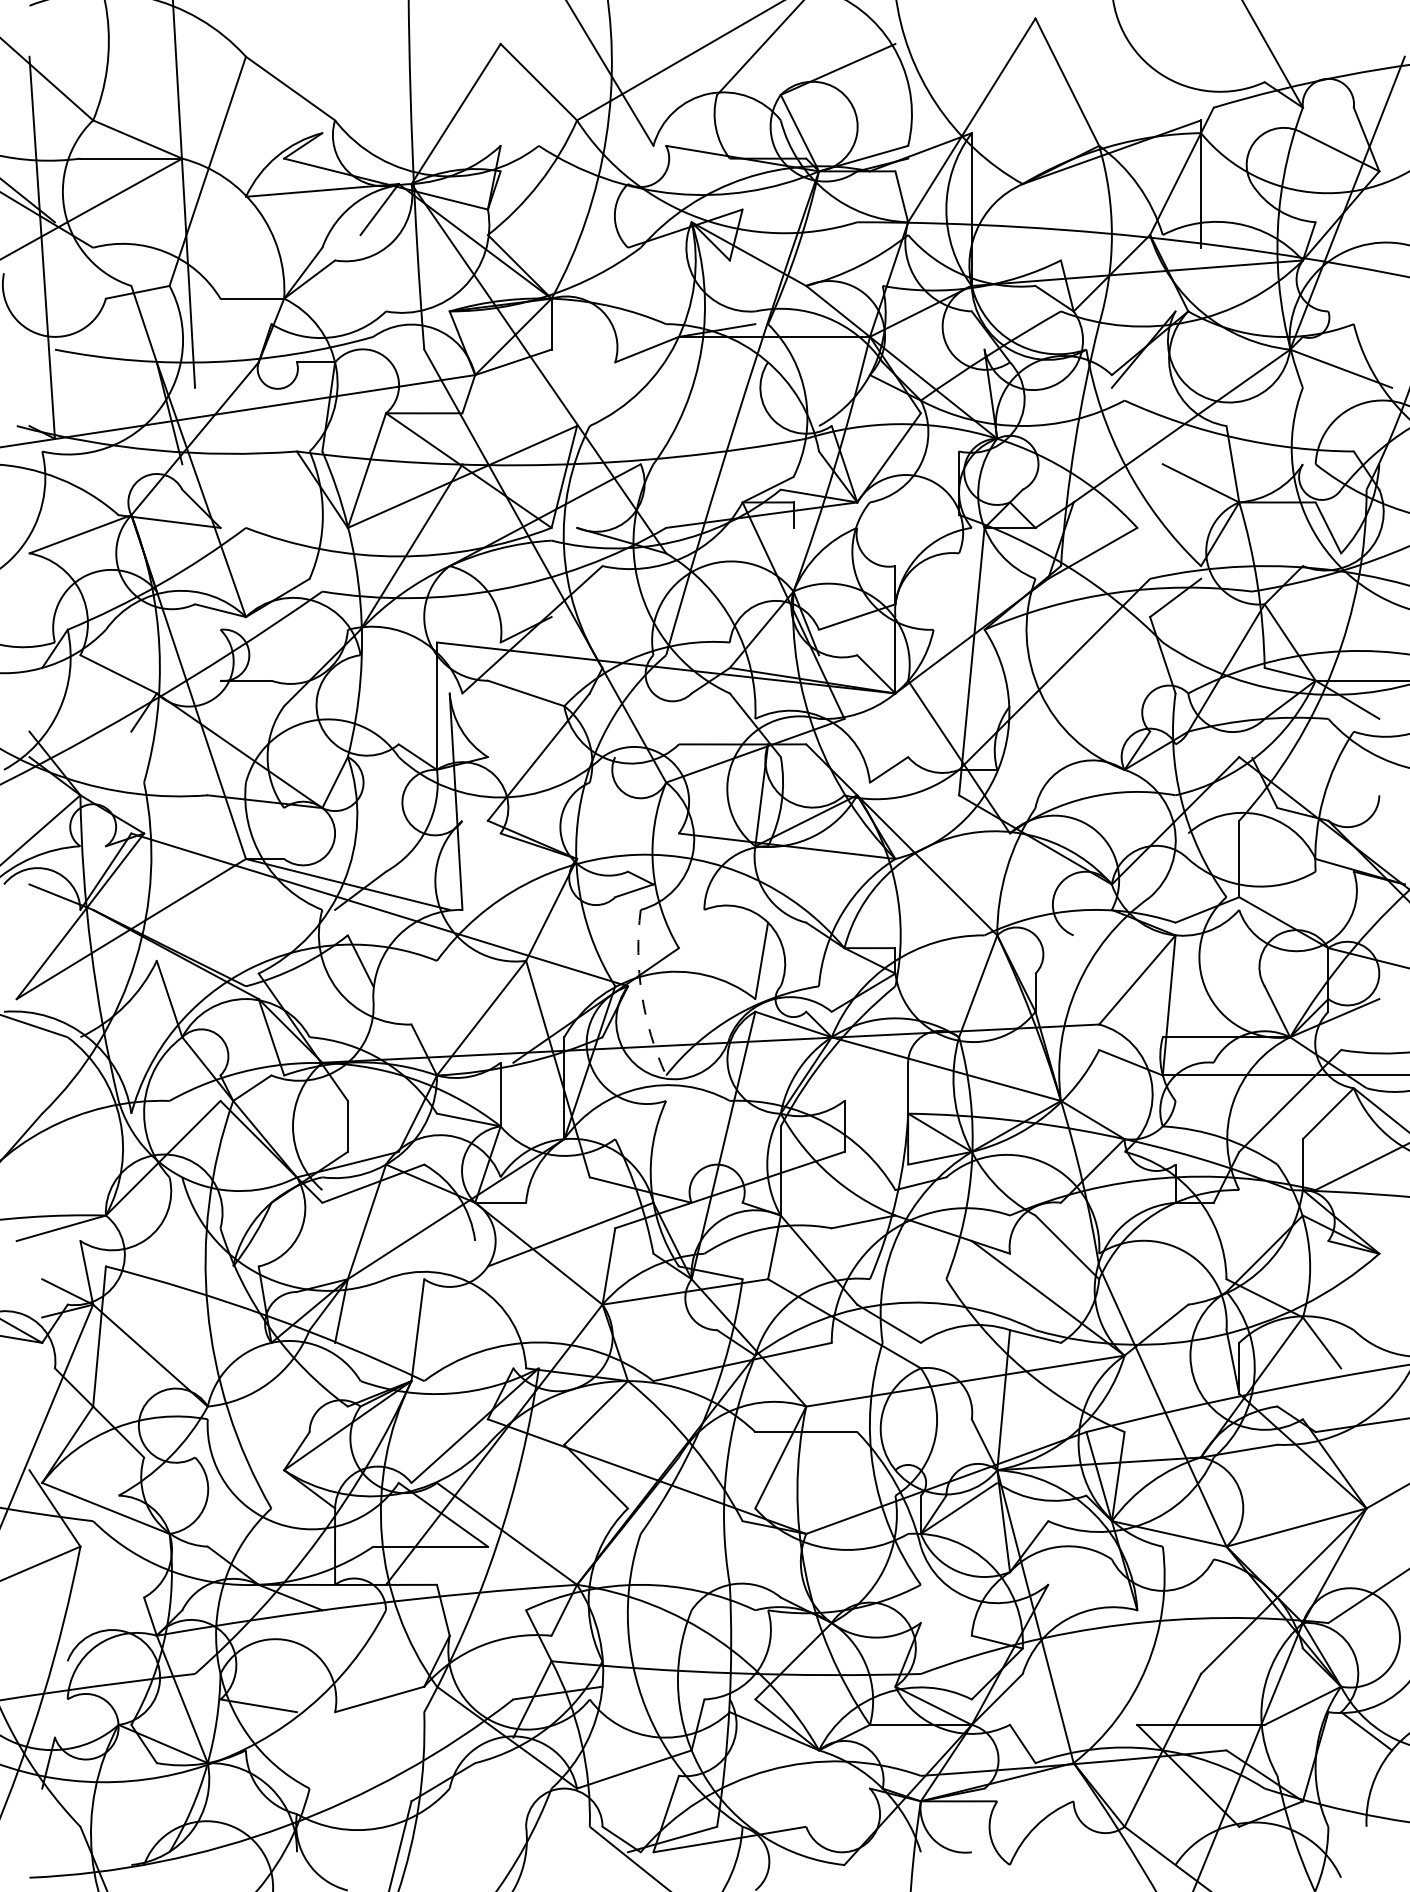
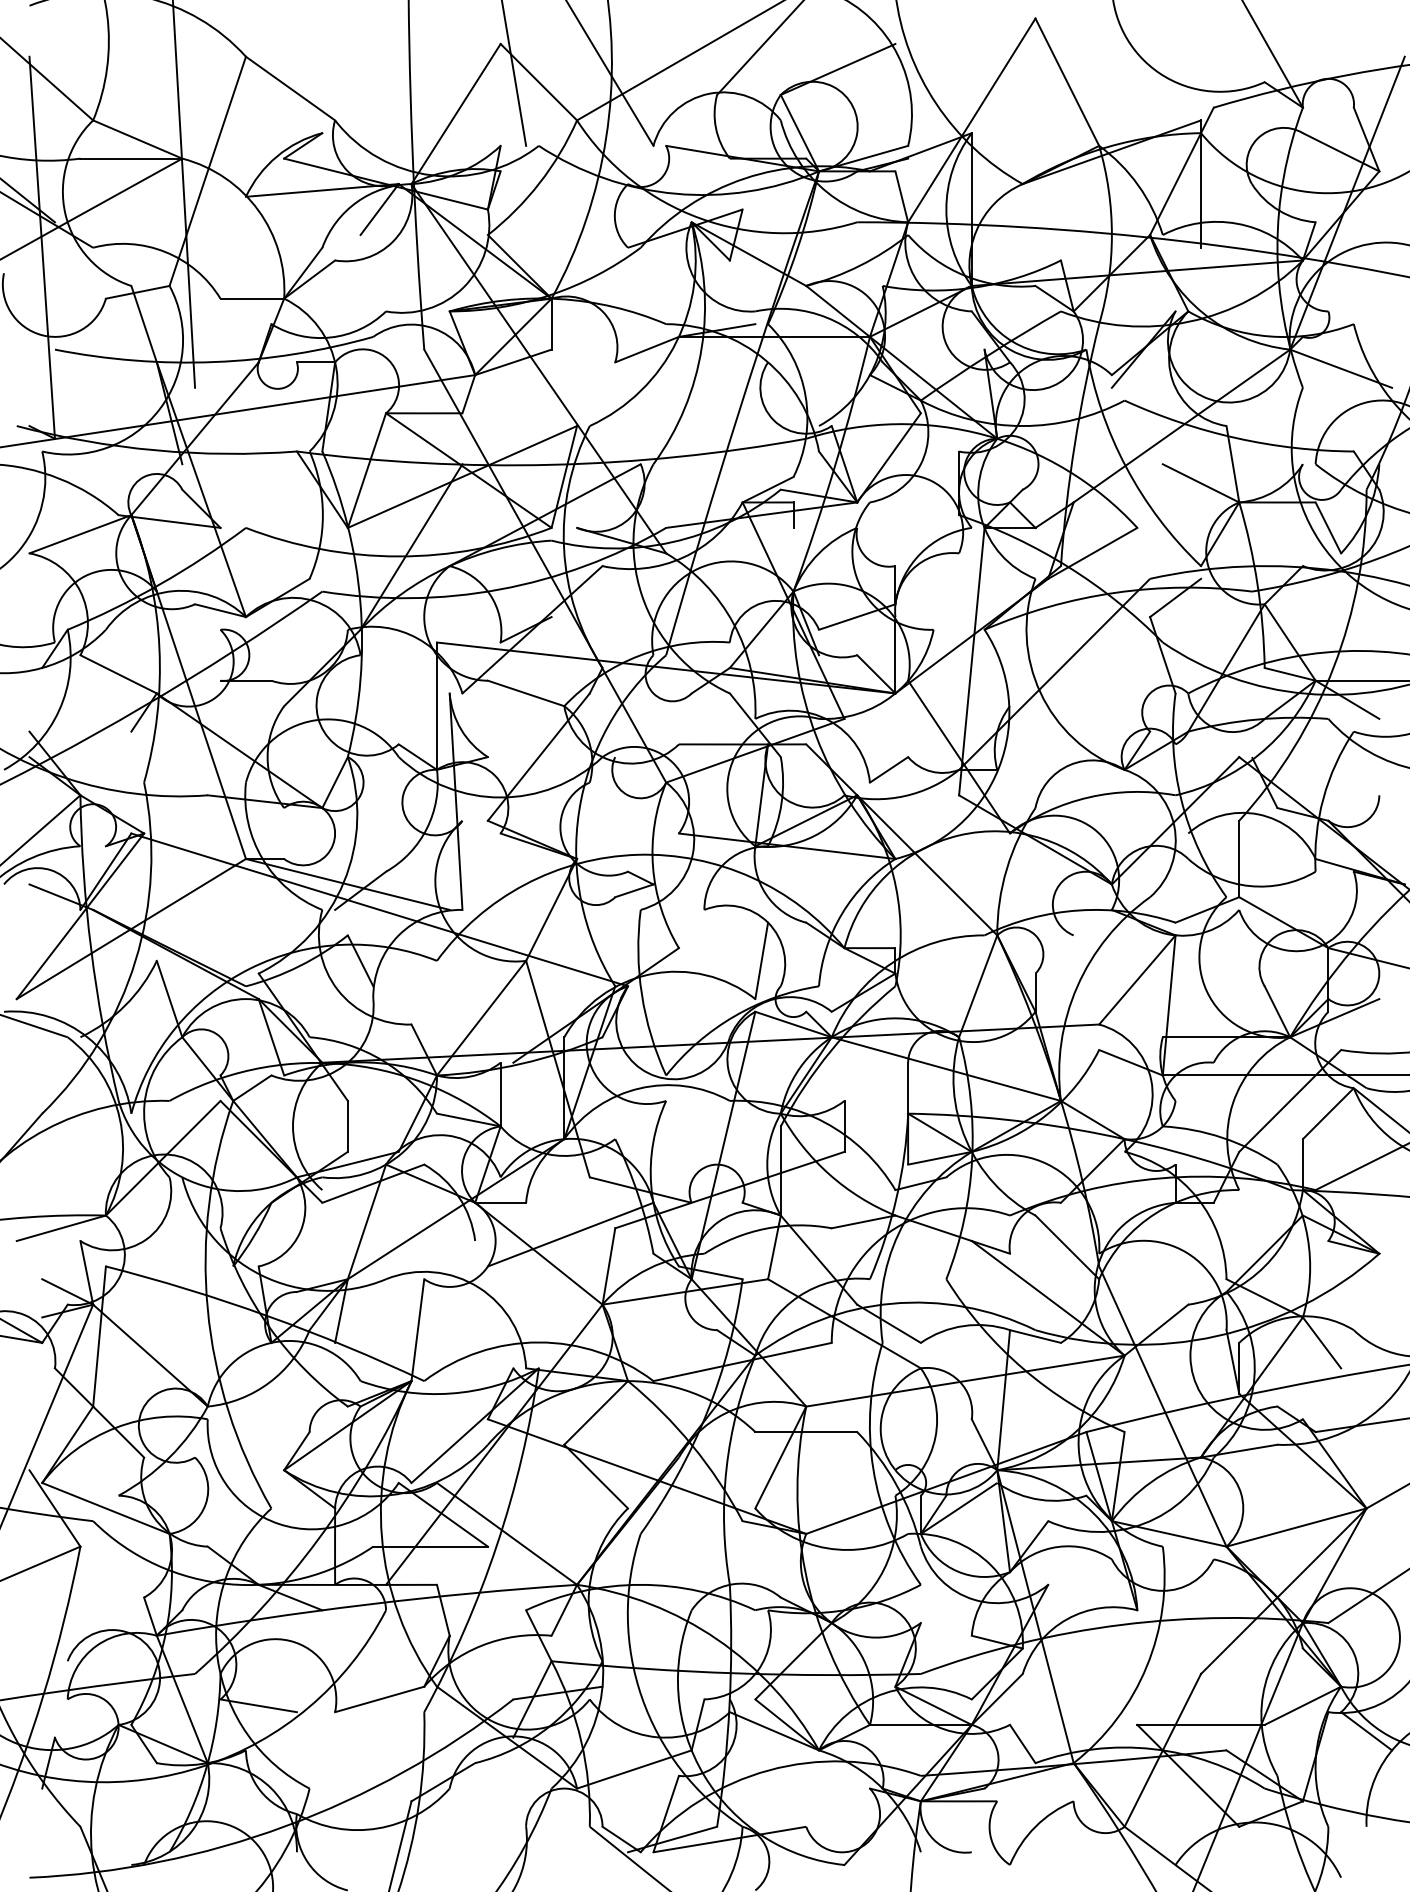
line: none -> present (514, 73)
arc: dashed -> solid (641, 994)
